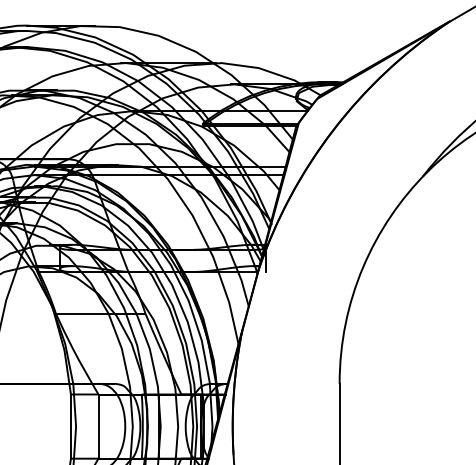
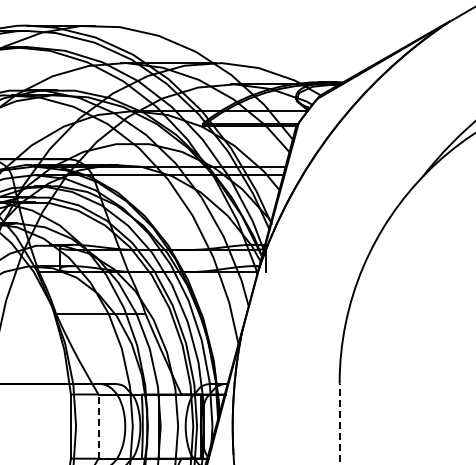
line: solid -> dashed (339, 423)
line: solid -> dashed (98, 426)
